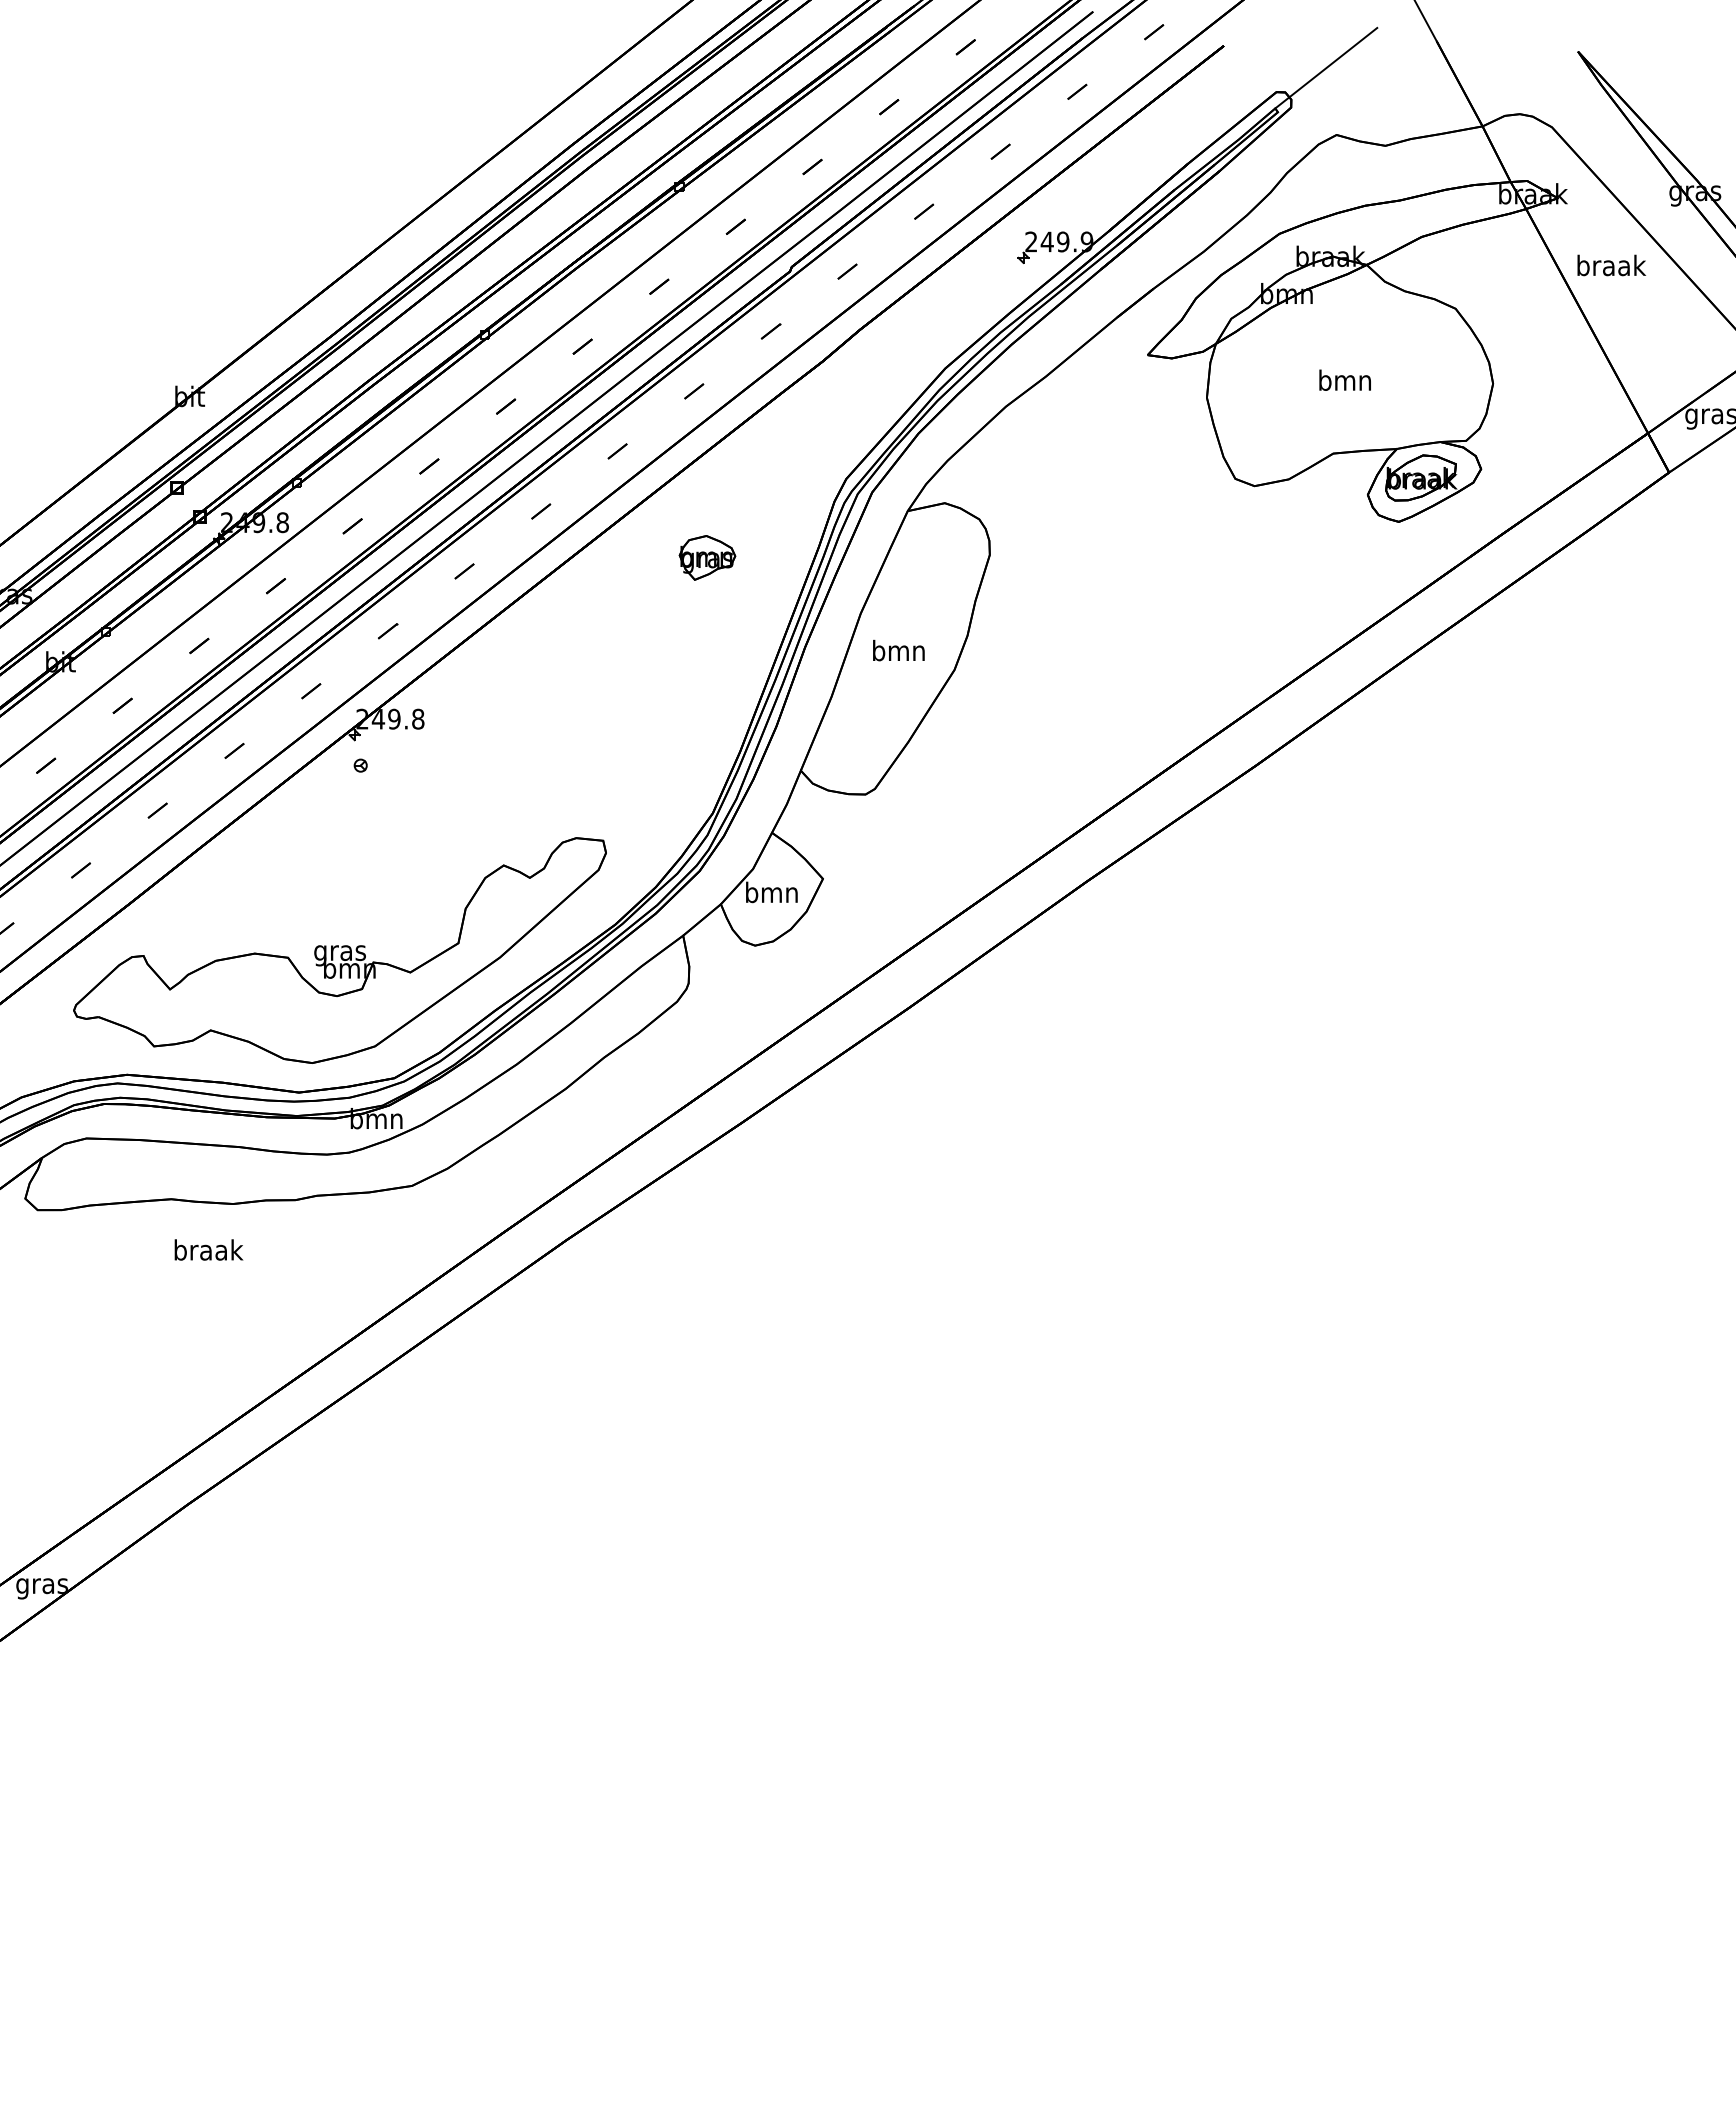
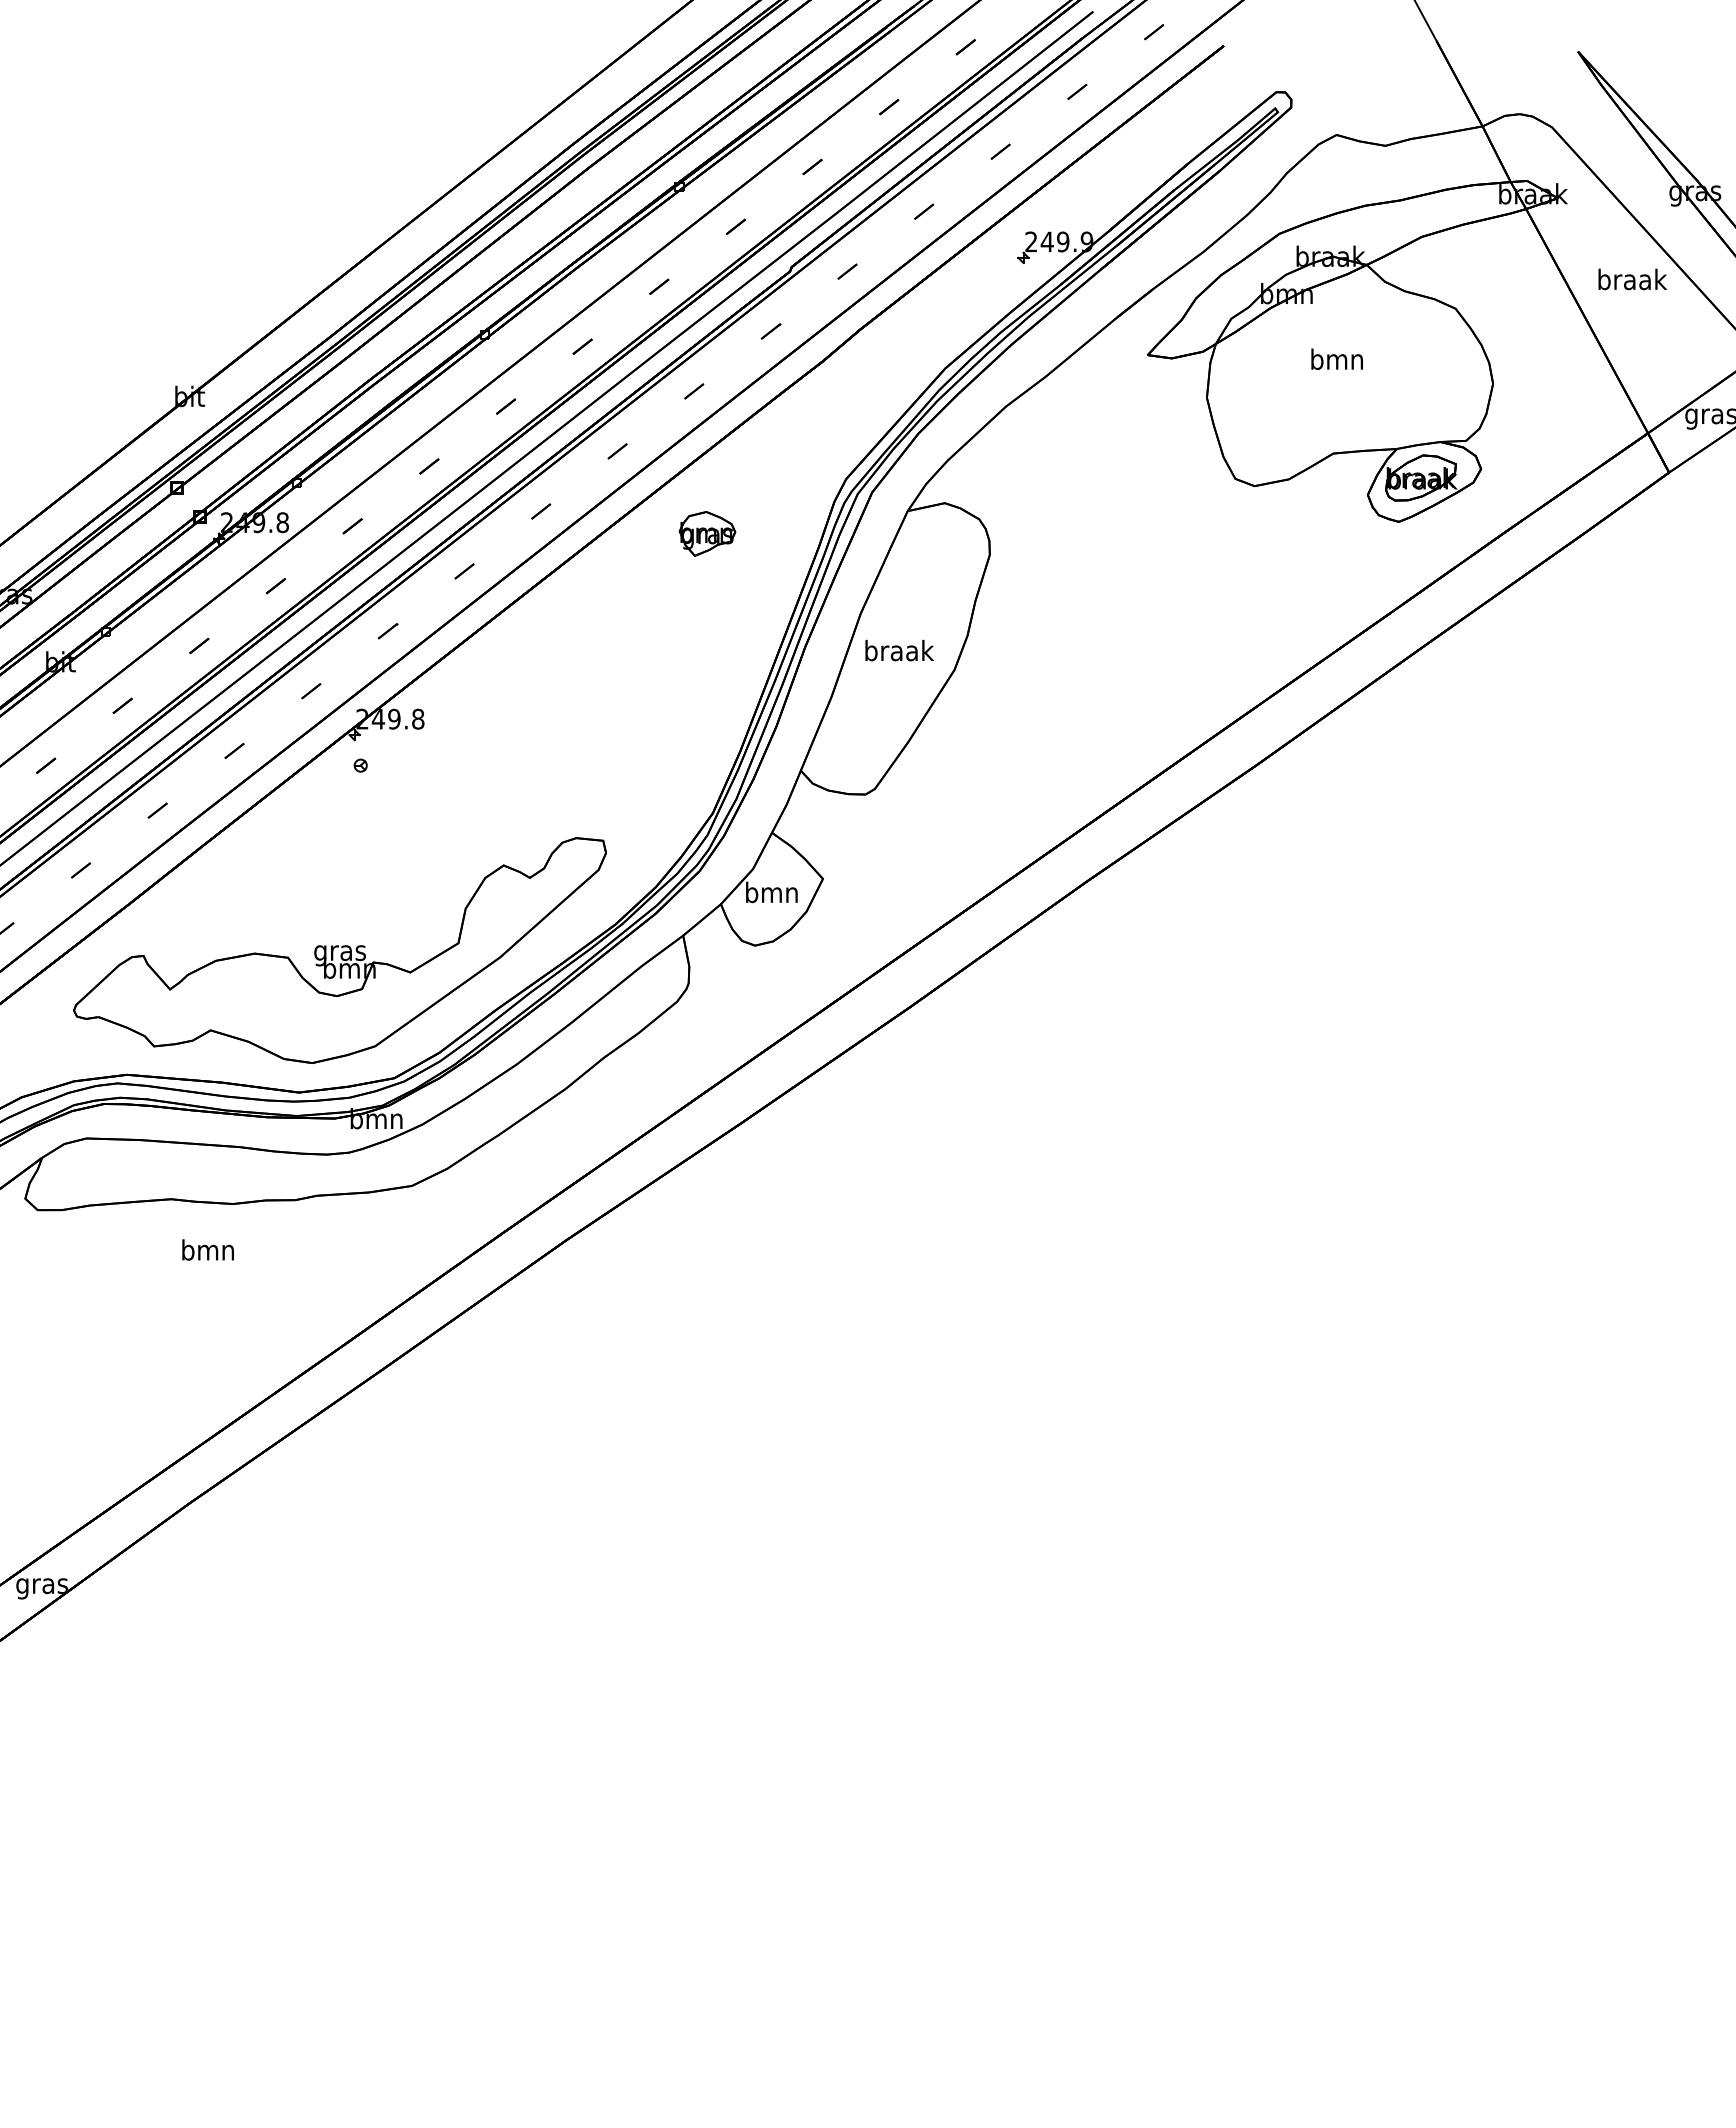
line: present -> none (1326, 67)
text position: (1611, 265) -> (1632, 279) (1632, 279)
text position: (1344, 379) -> (1336, 358) (1336, 358)
part position: (707, 557) -> (707, 533) (707, 533)
text: bmn -> braak (899, 650)
text: braak -> bmn (208, 1249)
